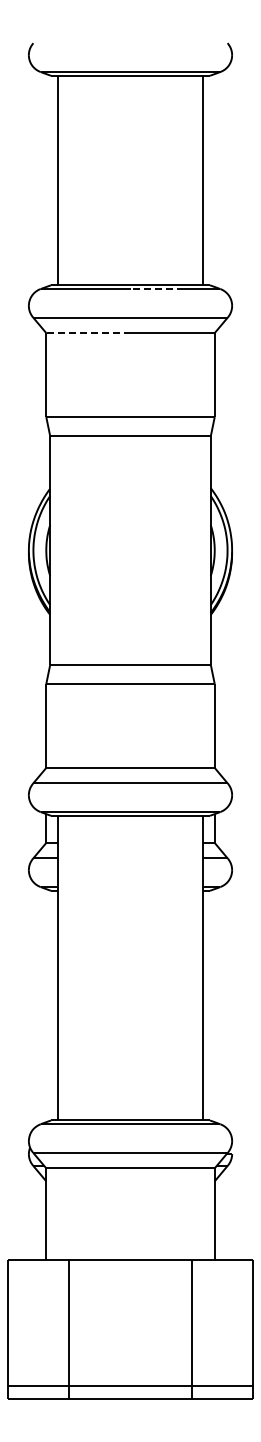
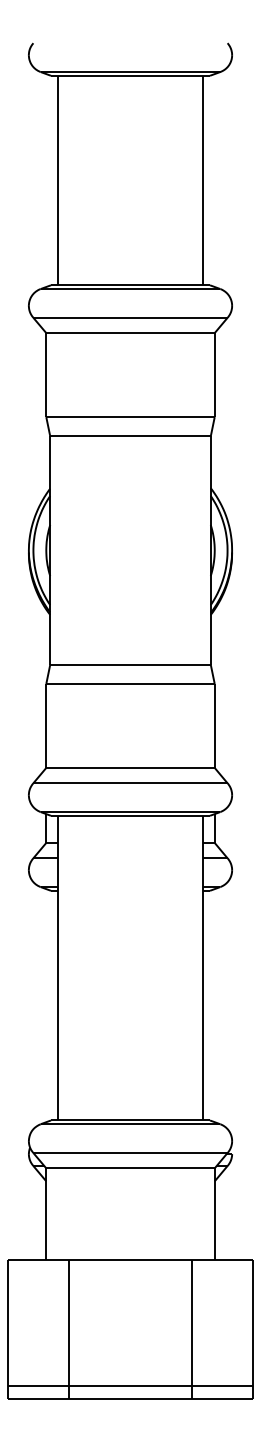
line: dashed -> solid (156, 289)
line: dashed -> solid (87, 333)
